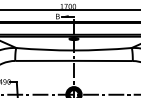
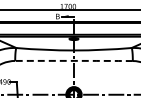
arc: solid -> dashed (74, 60)
